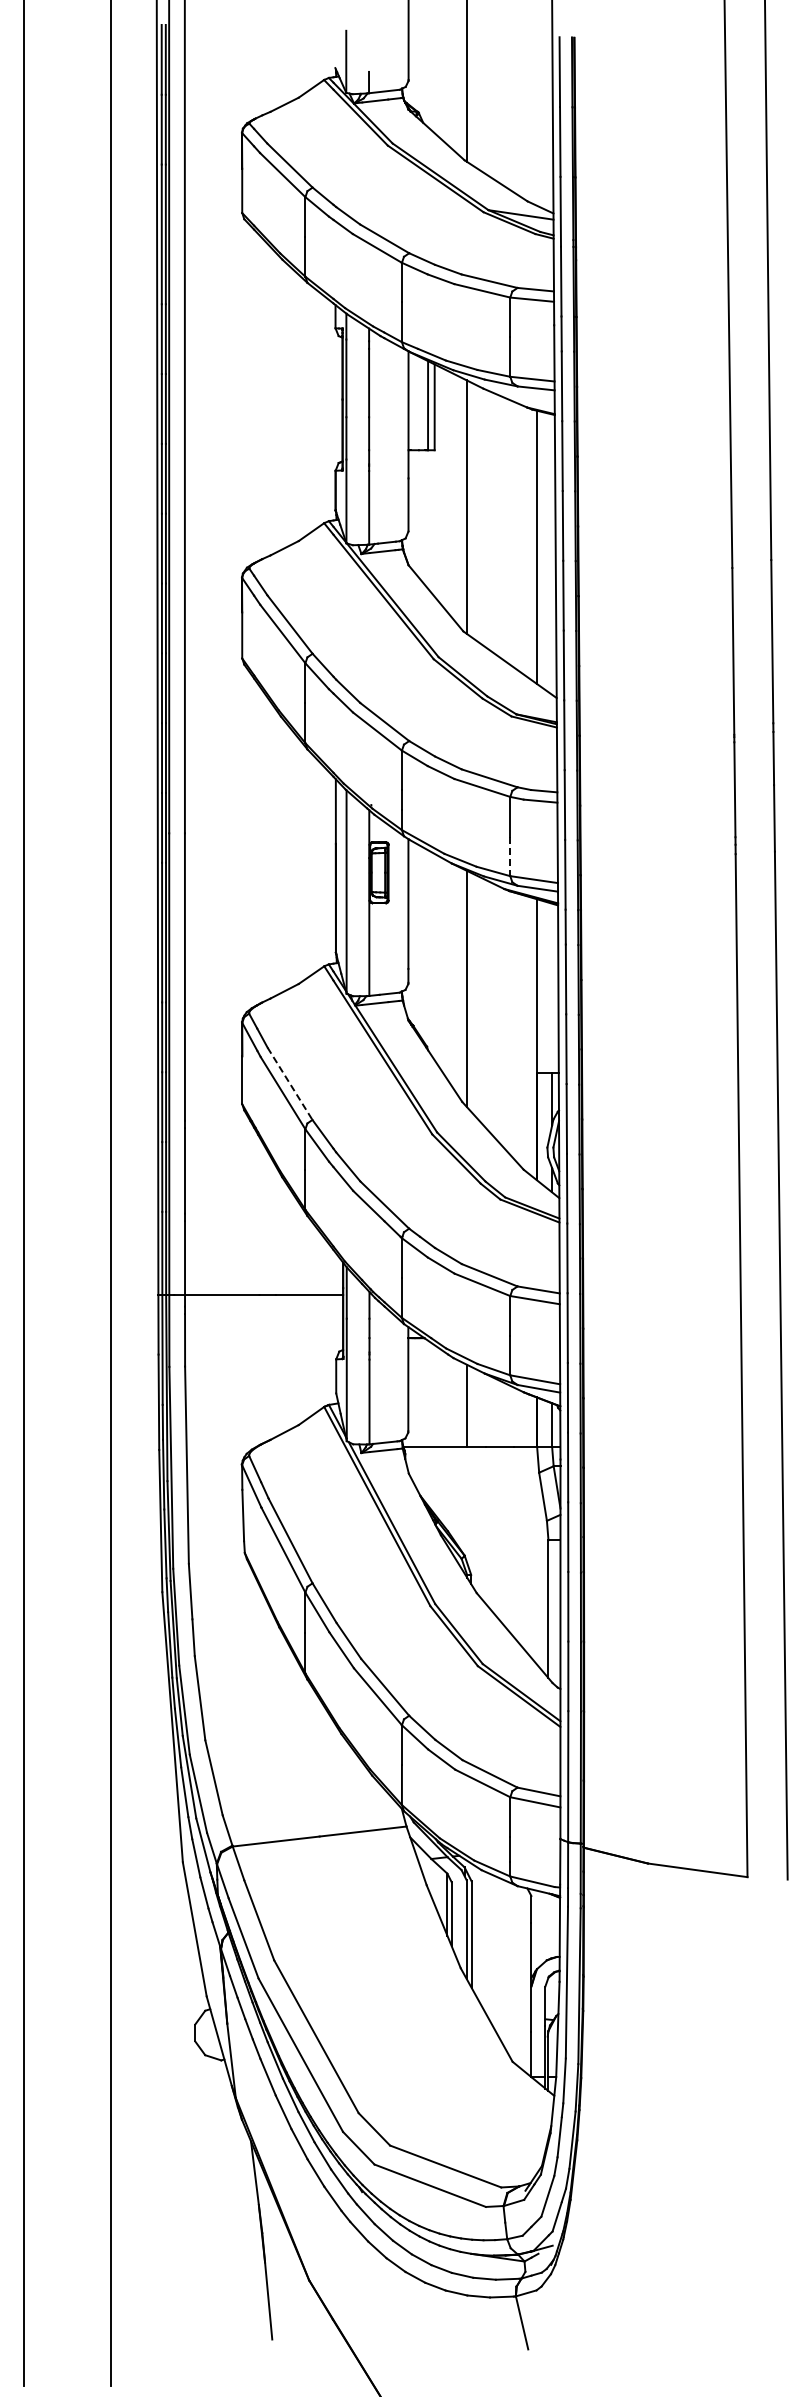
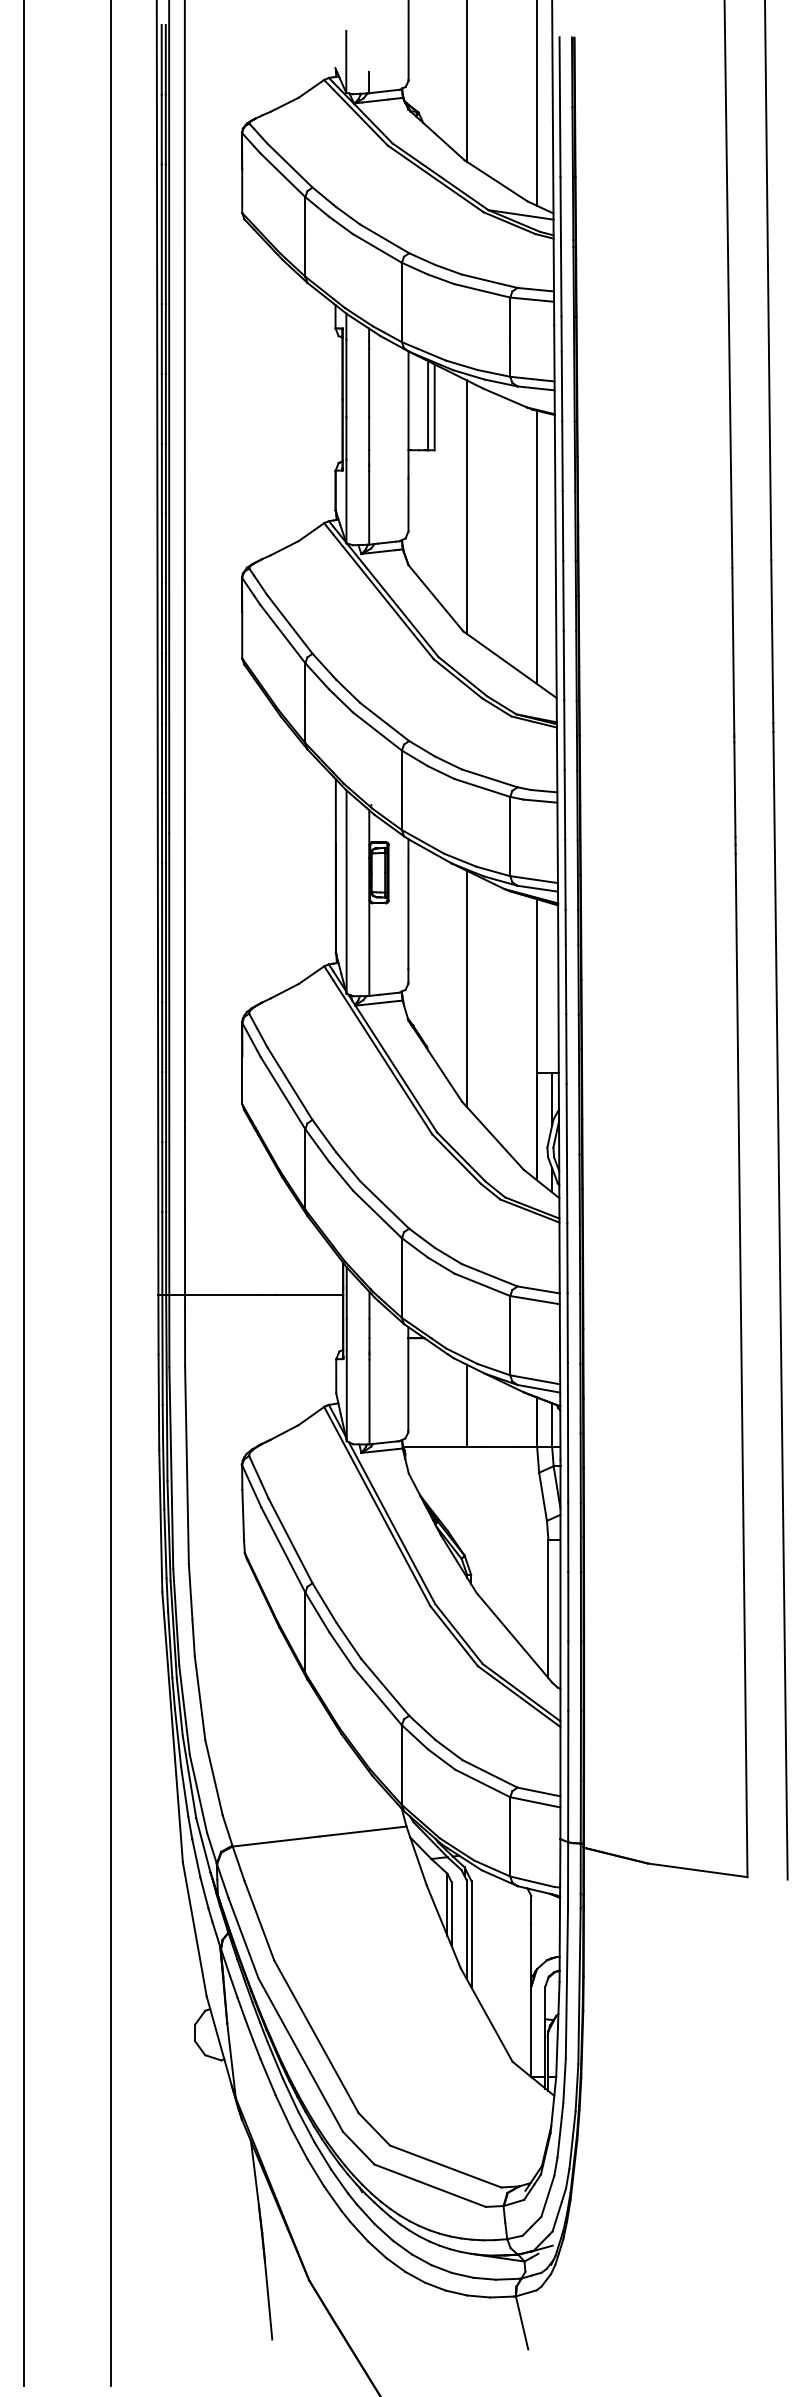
line: none -> present (536, 103)
line: dashed -> solid (510, 856)
line: dashed -> solid (290, 1084)
